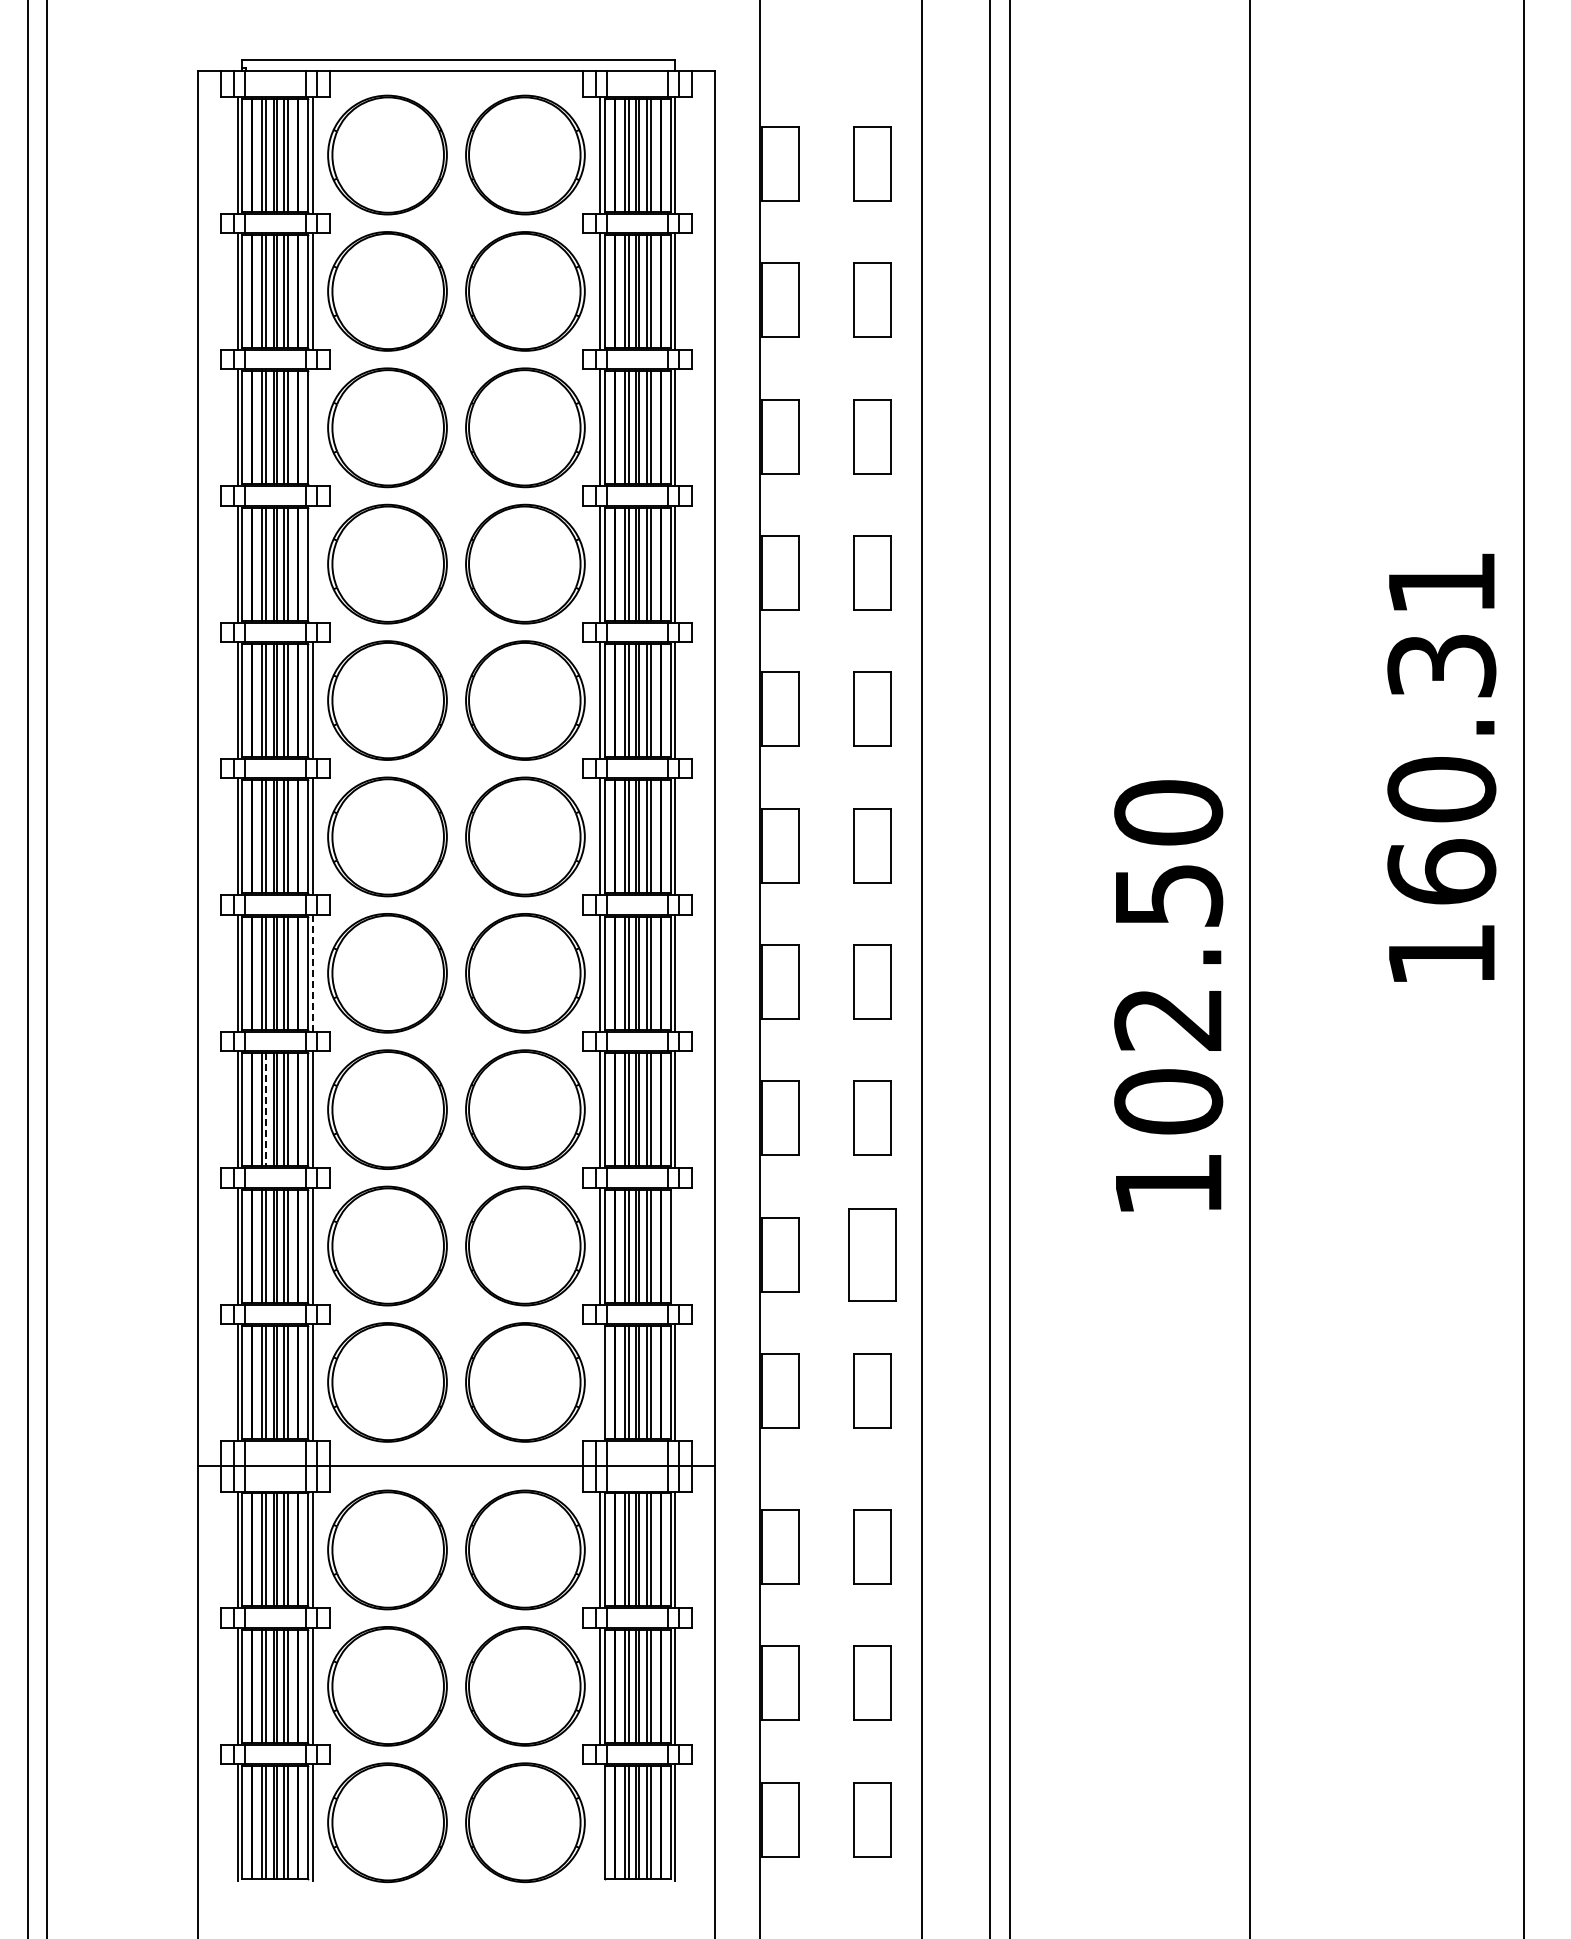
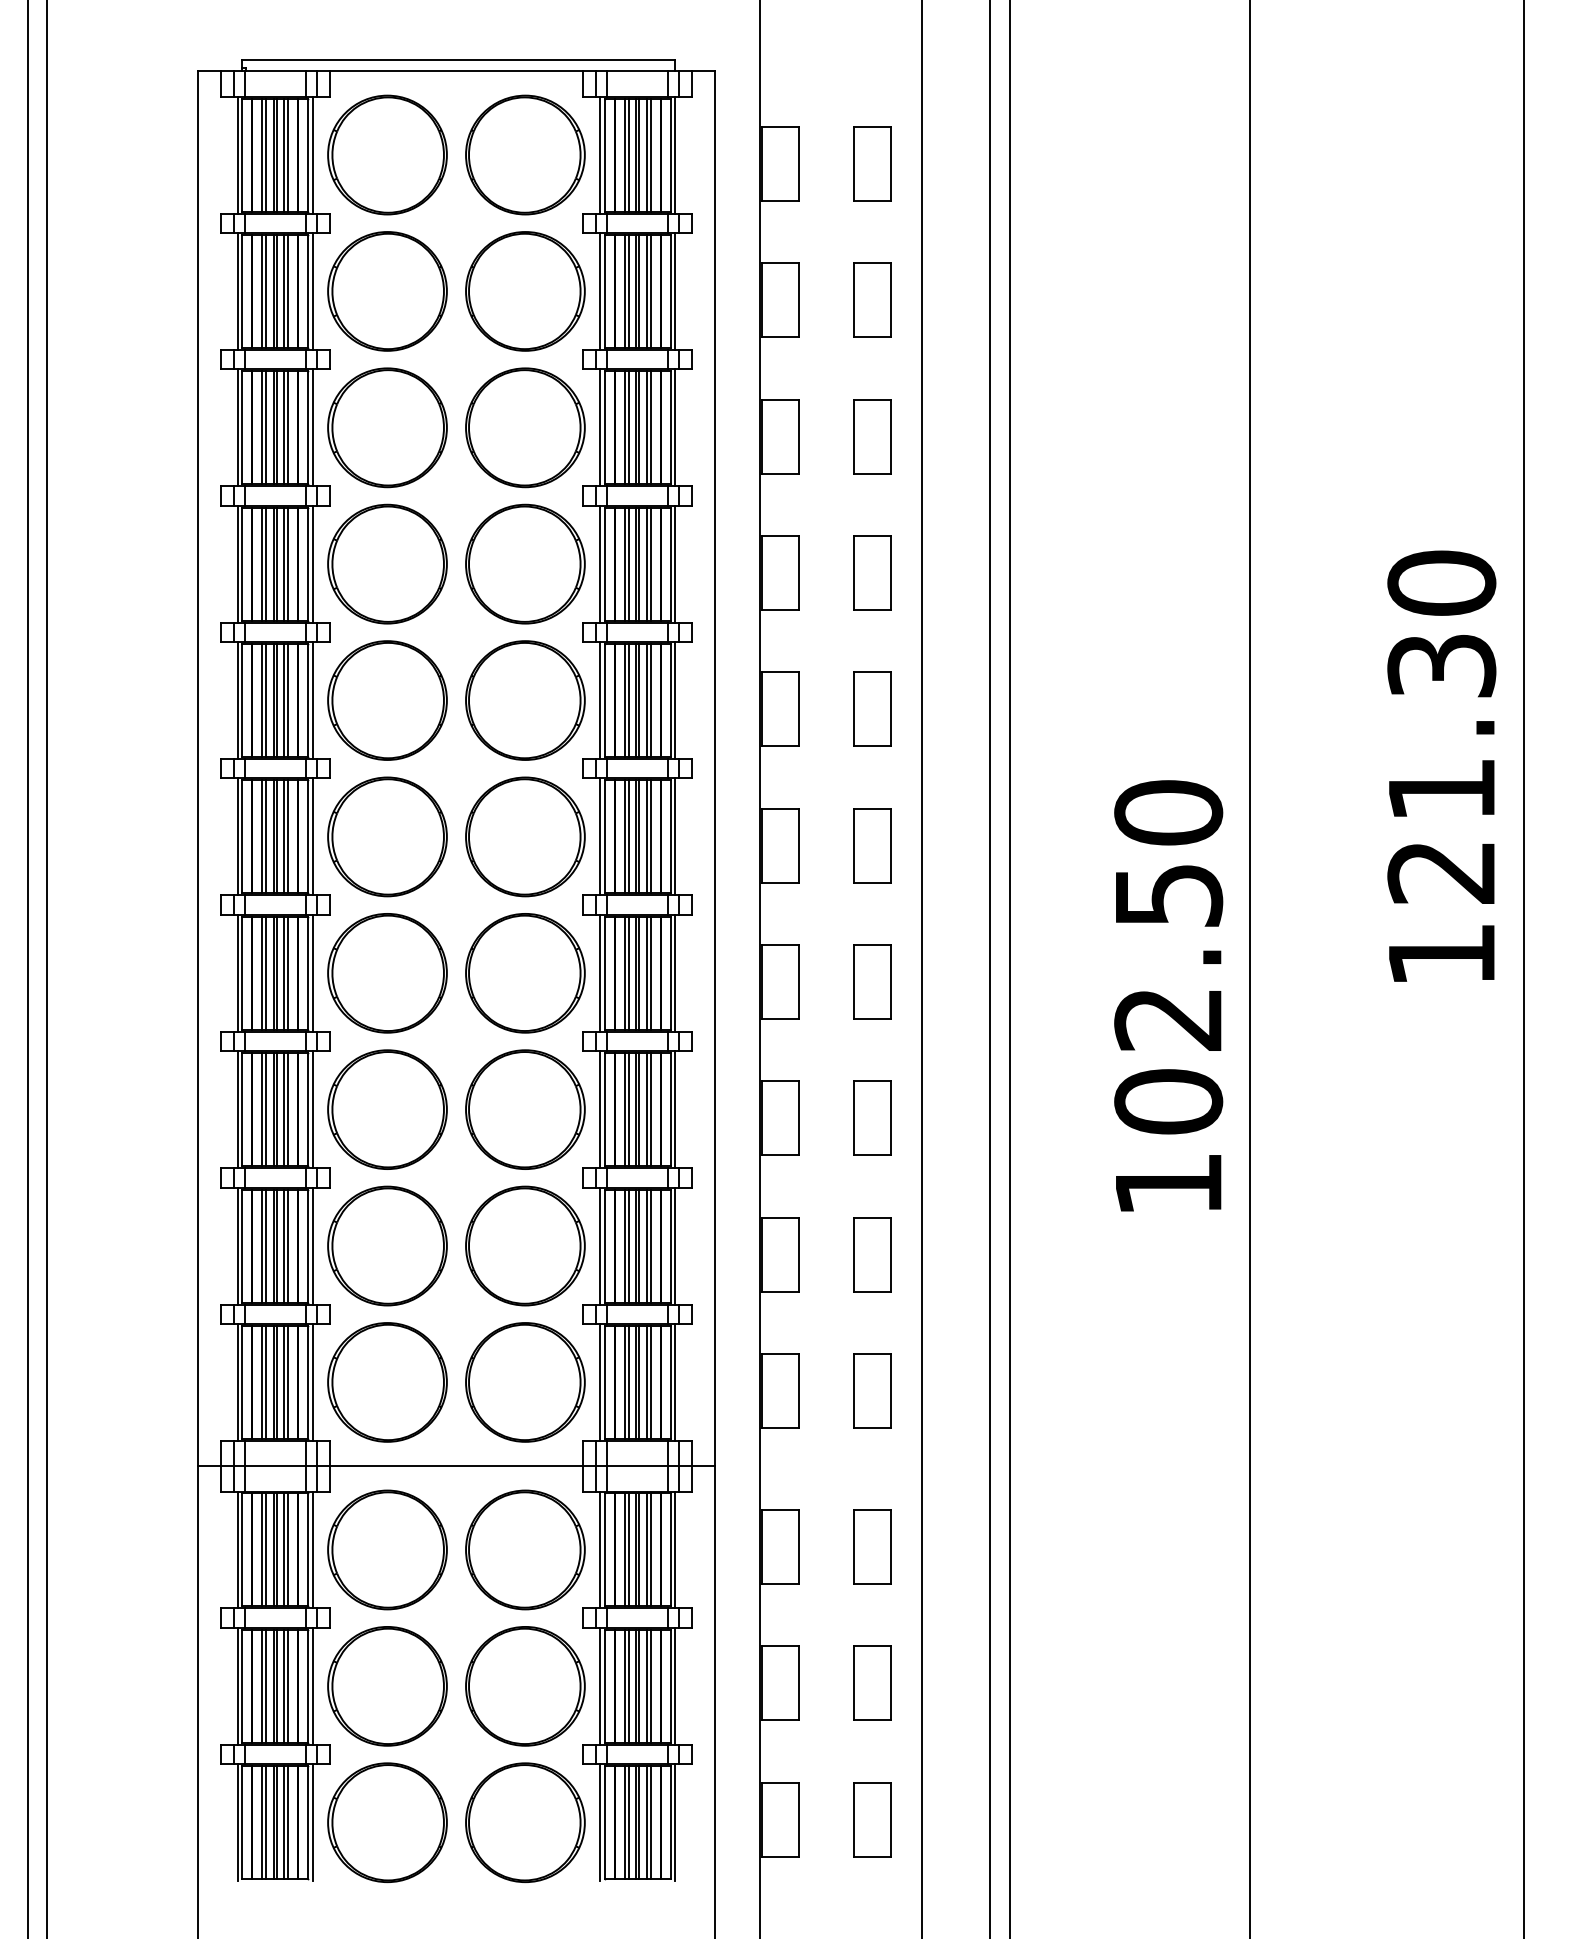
line: none -> present (312, 427)
line: none -> present (312, 563)
text: 160.31 -> 121.30 (1441, 727)
line: dashed -> solid (312, 972)
line: dashed -> solid (266, 1110)
line: none -> present (674, 1245)
part size: 49x94 px -> 39x76 px (872, 1254)
line: none -> present (600, 1381)
line: none -> present (600, 1822)
